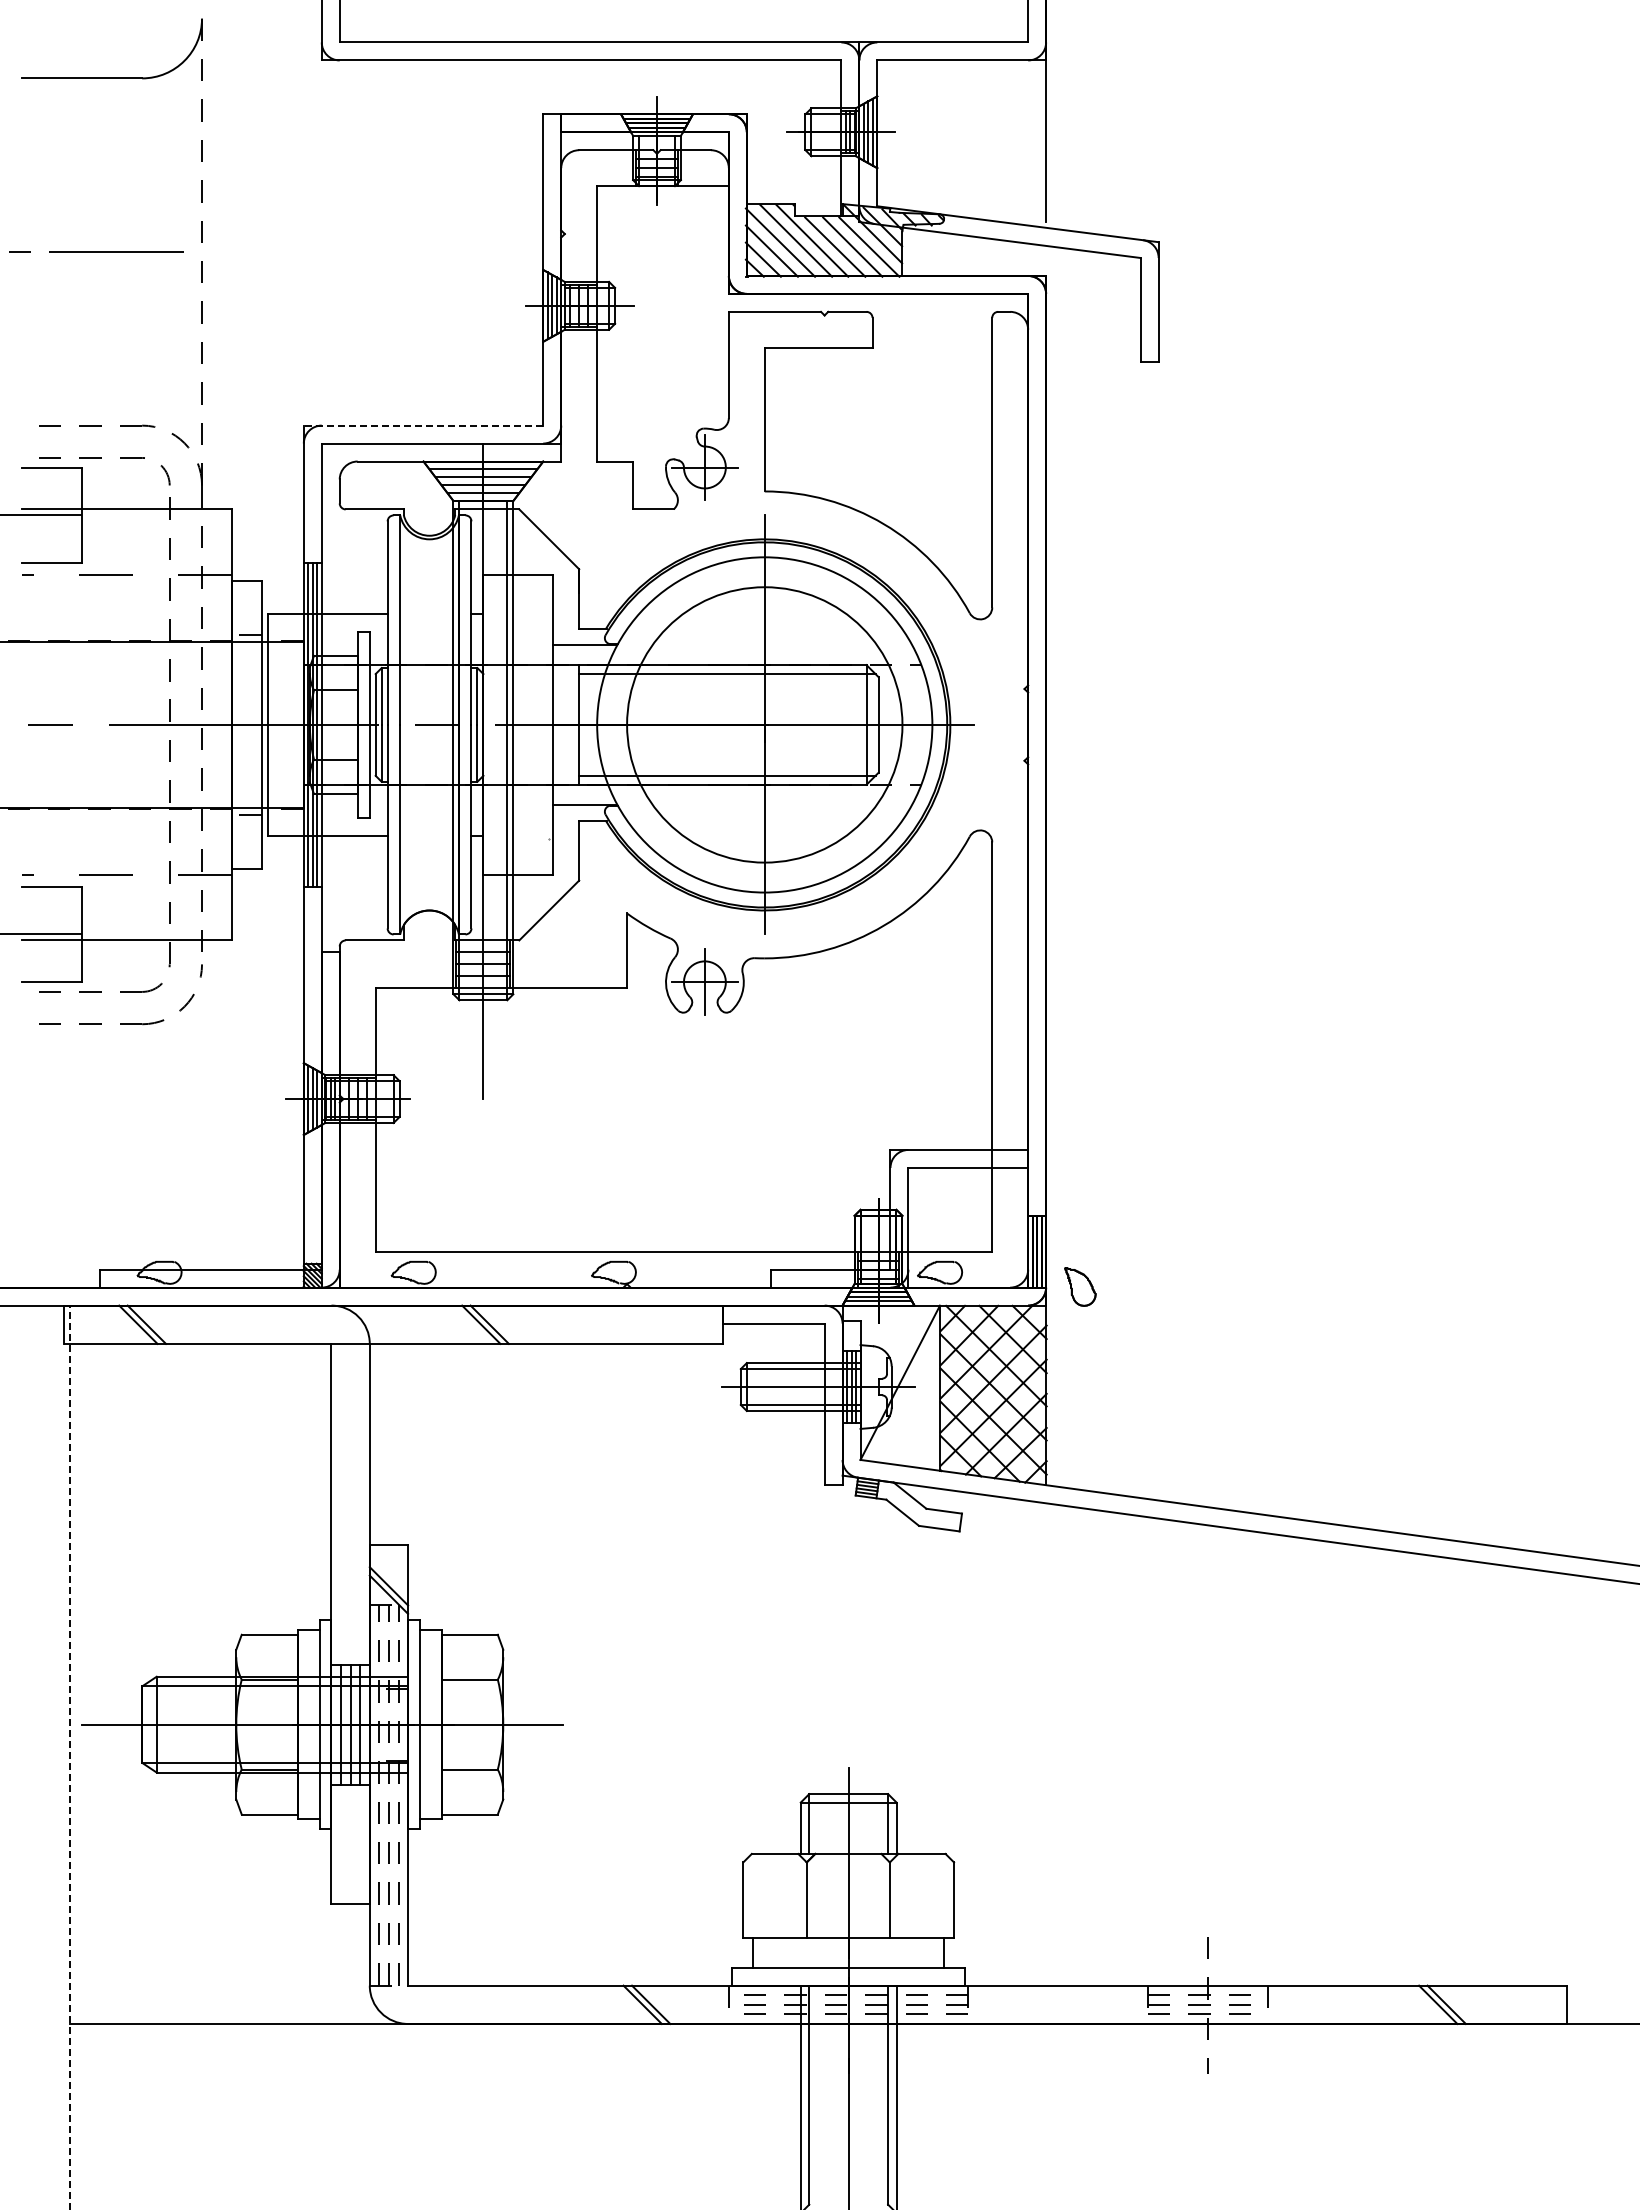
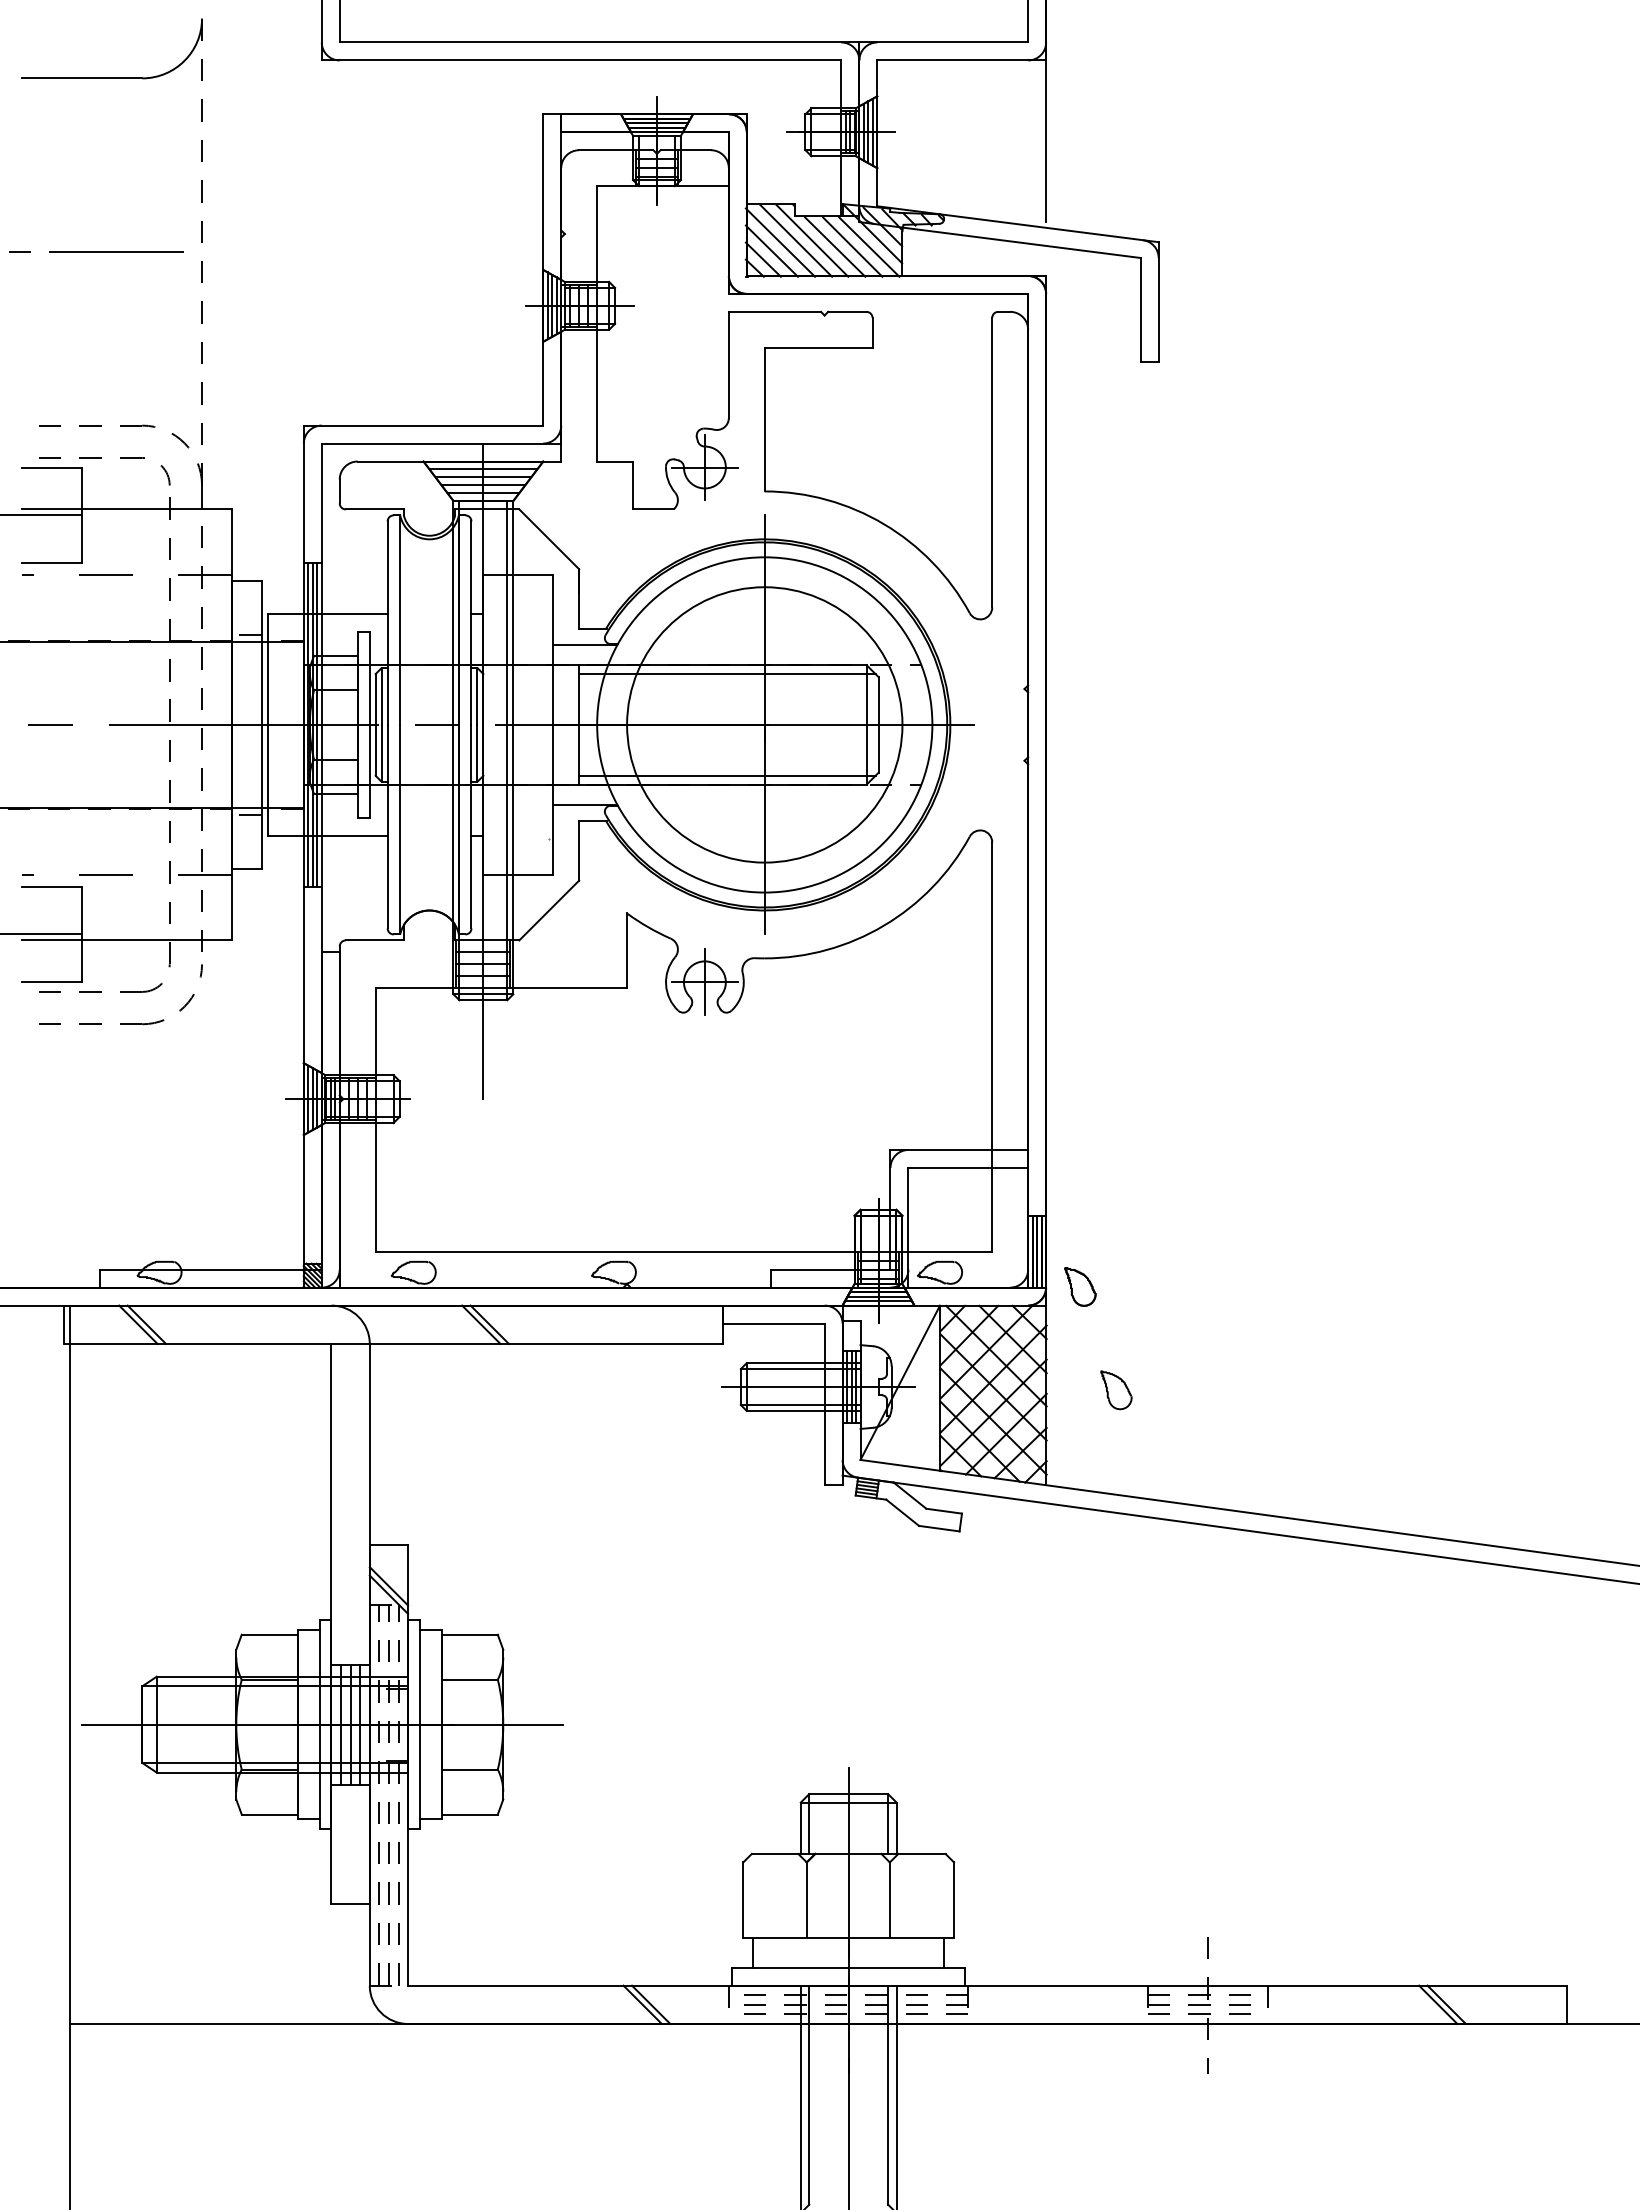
line: dashed -> solid (423, 425)
part: none -> present (1116, 1390)
line: dashed -> solid (70, 1757)
